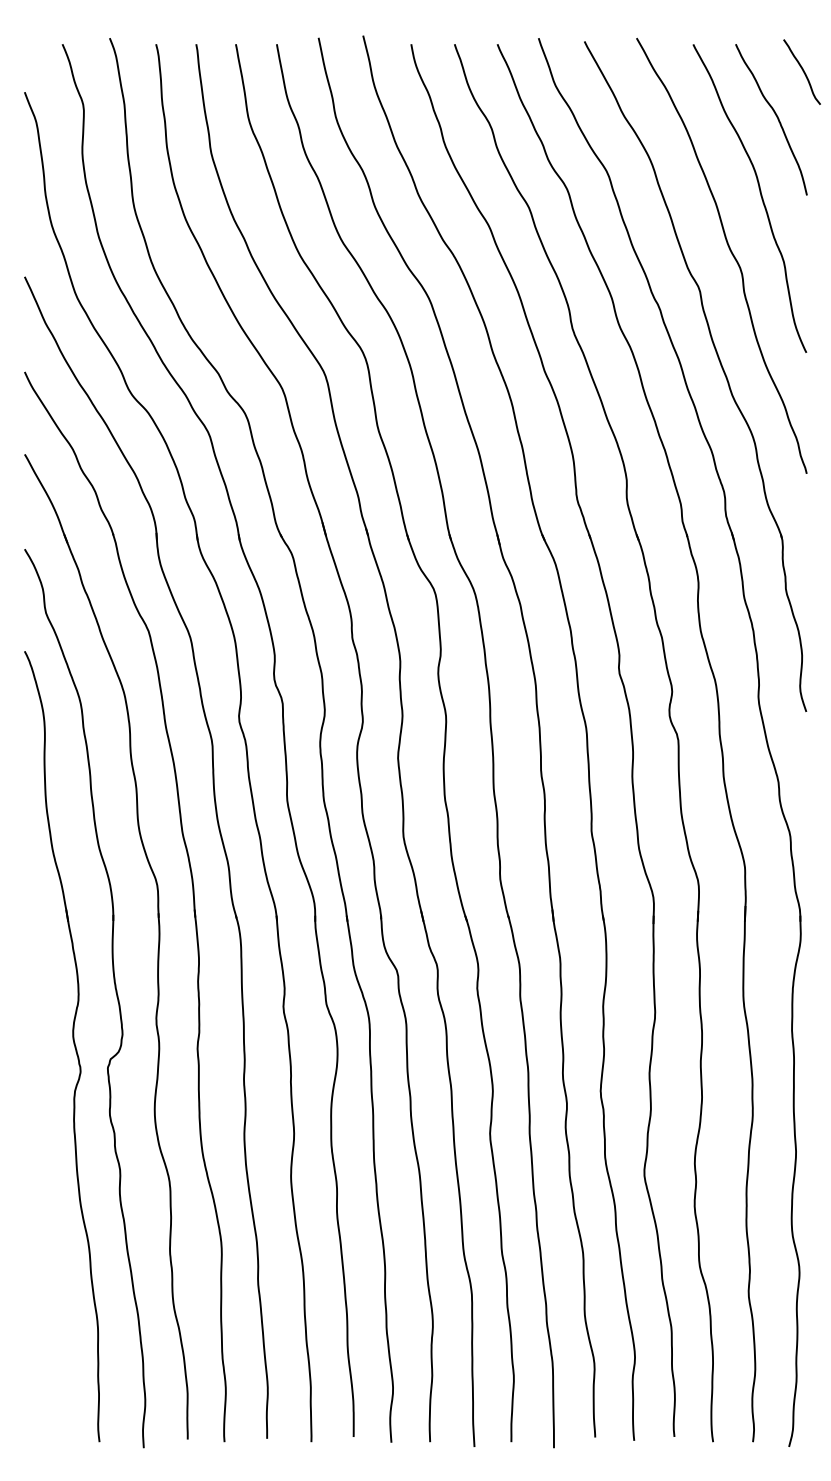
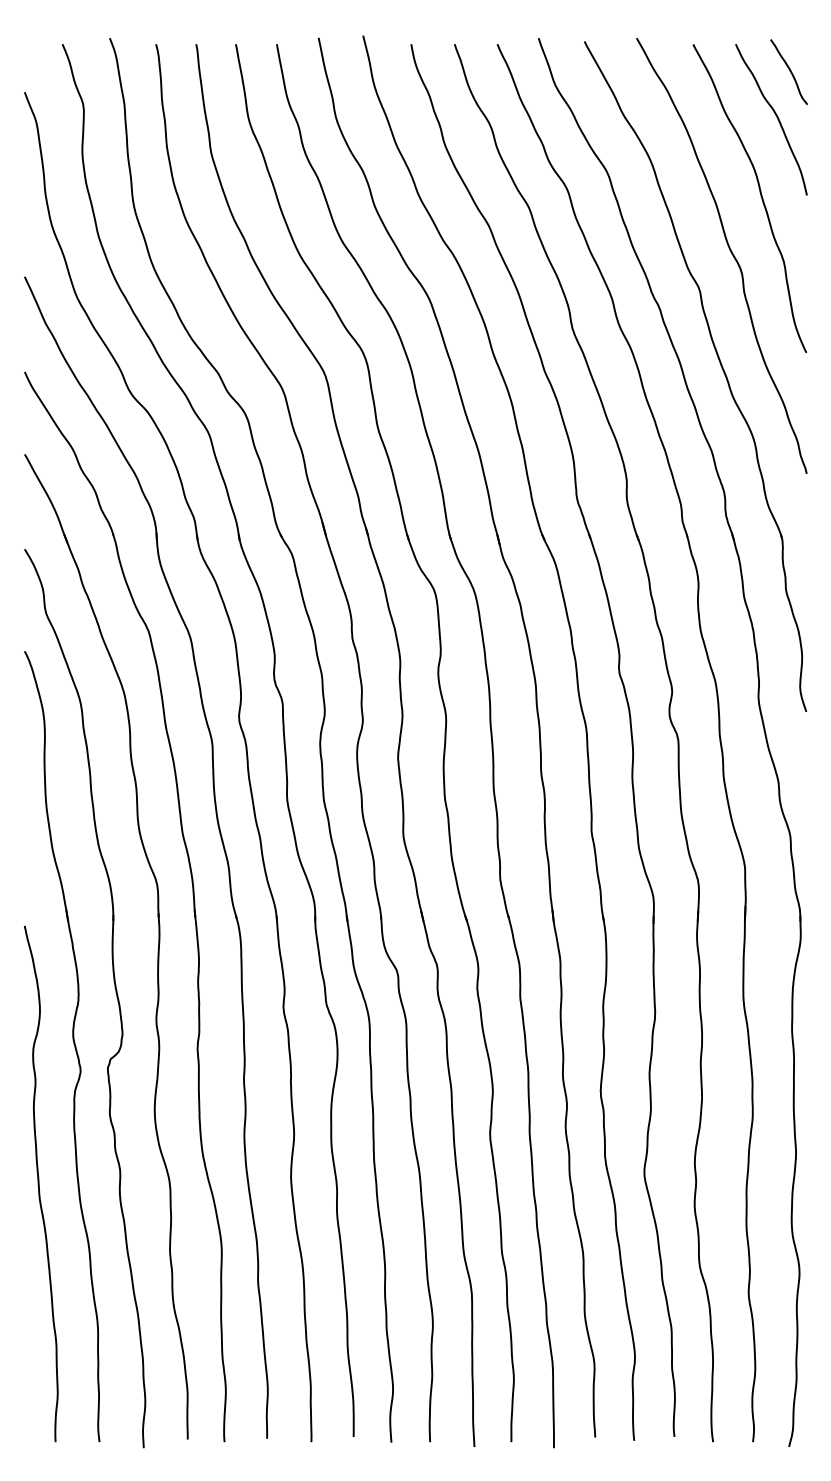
curve position: (802, 71) -> (789, 71) (789, 71)
curve: none -> present (39, 1183)
